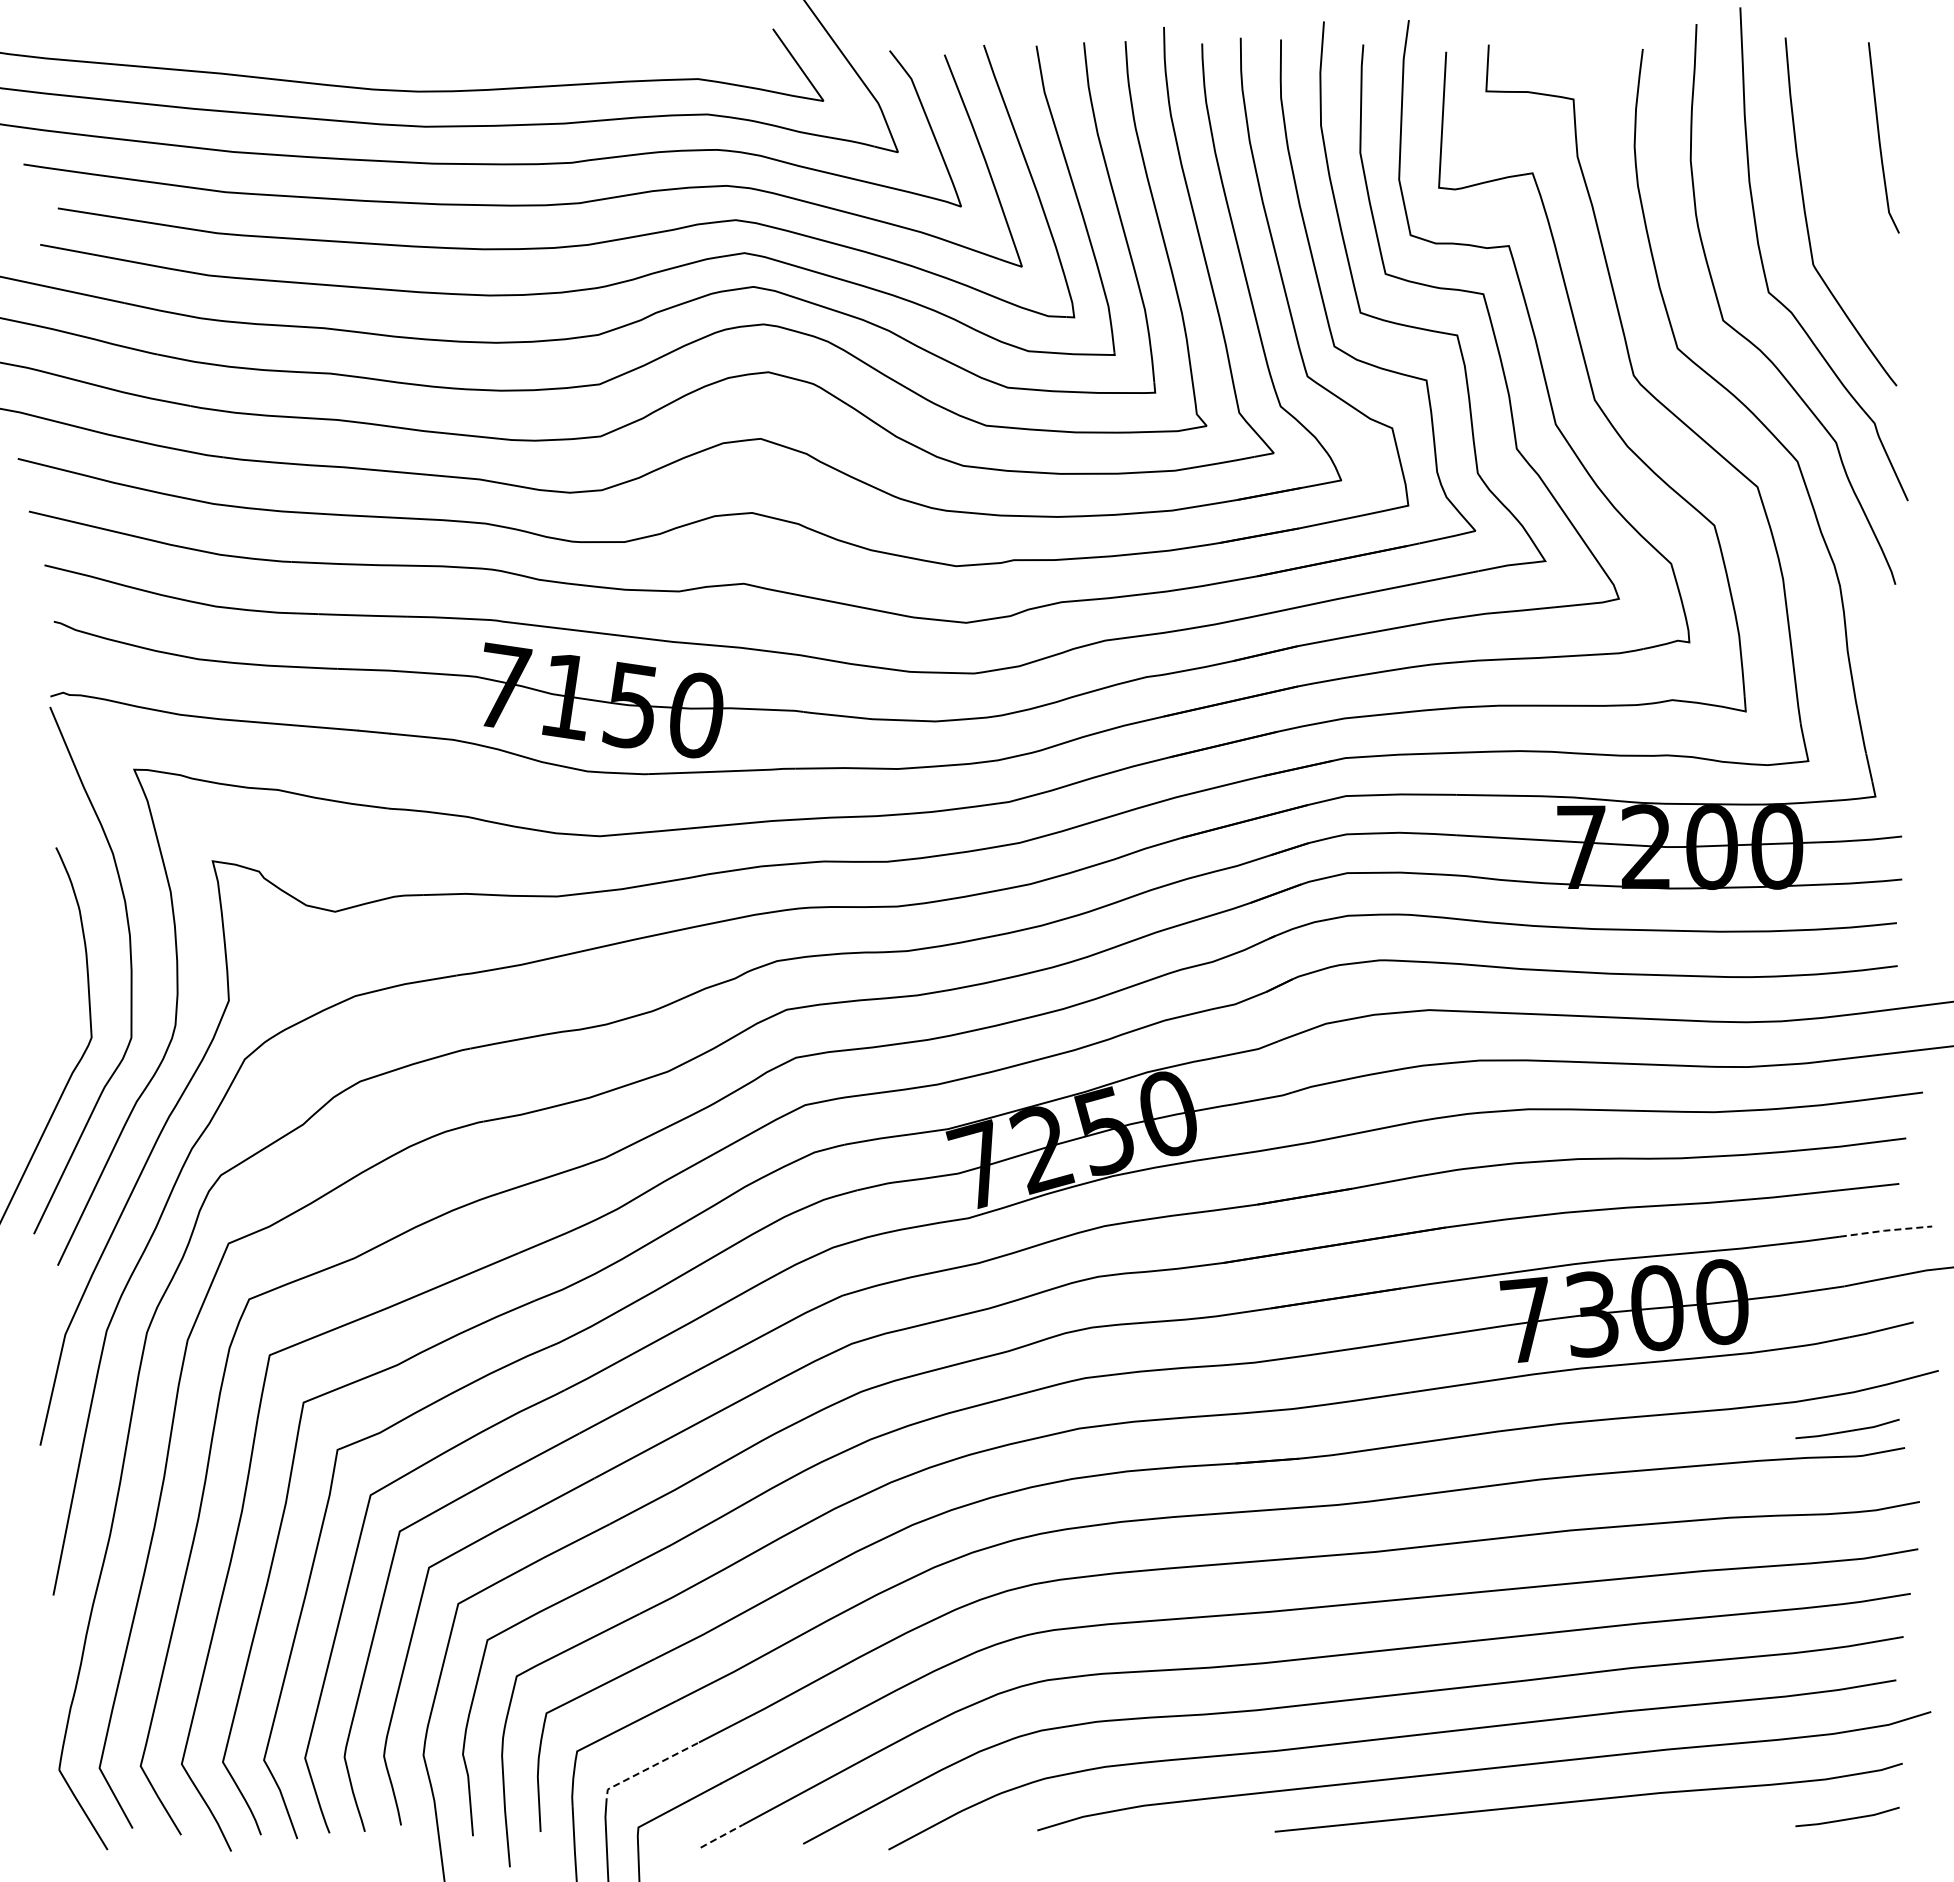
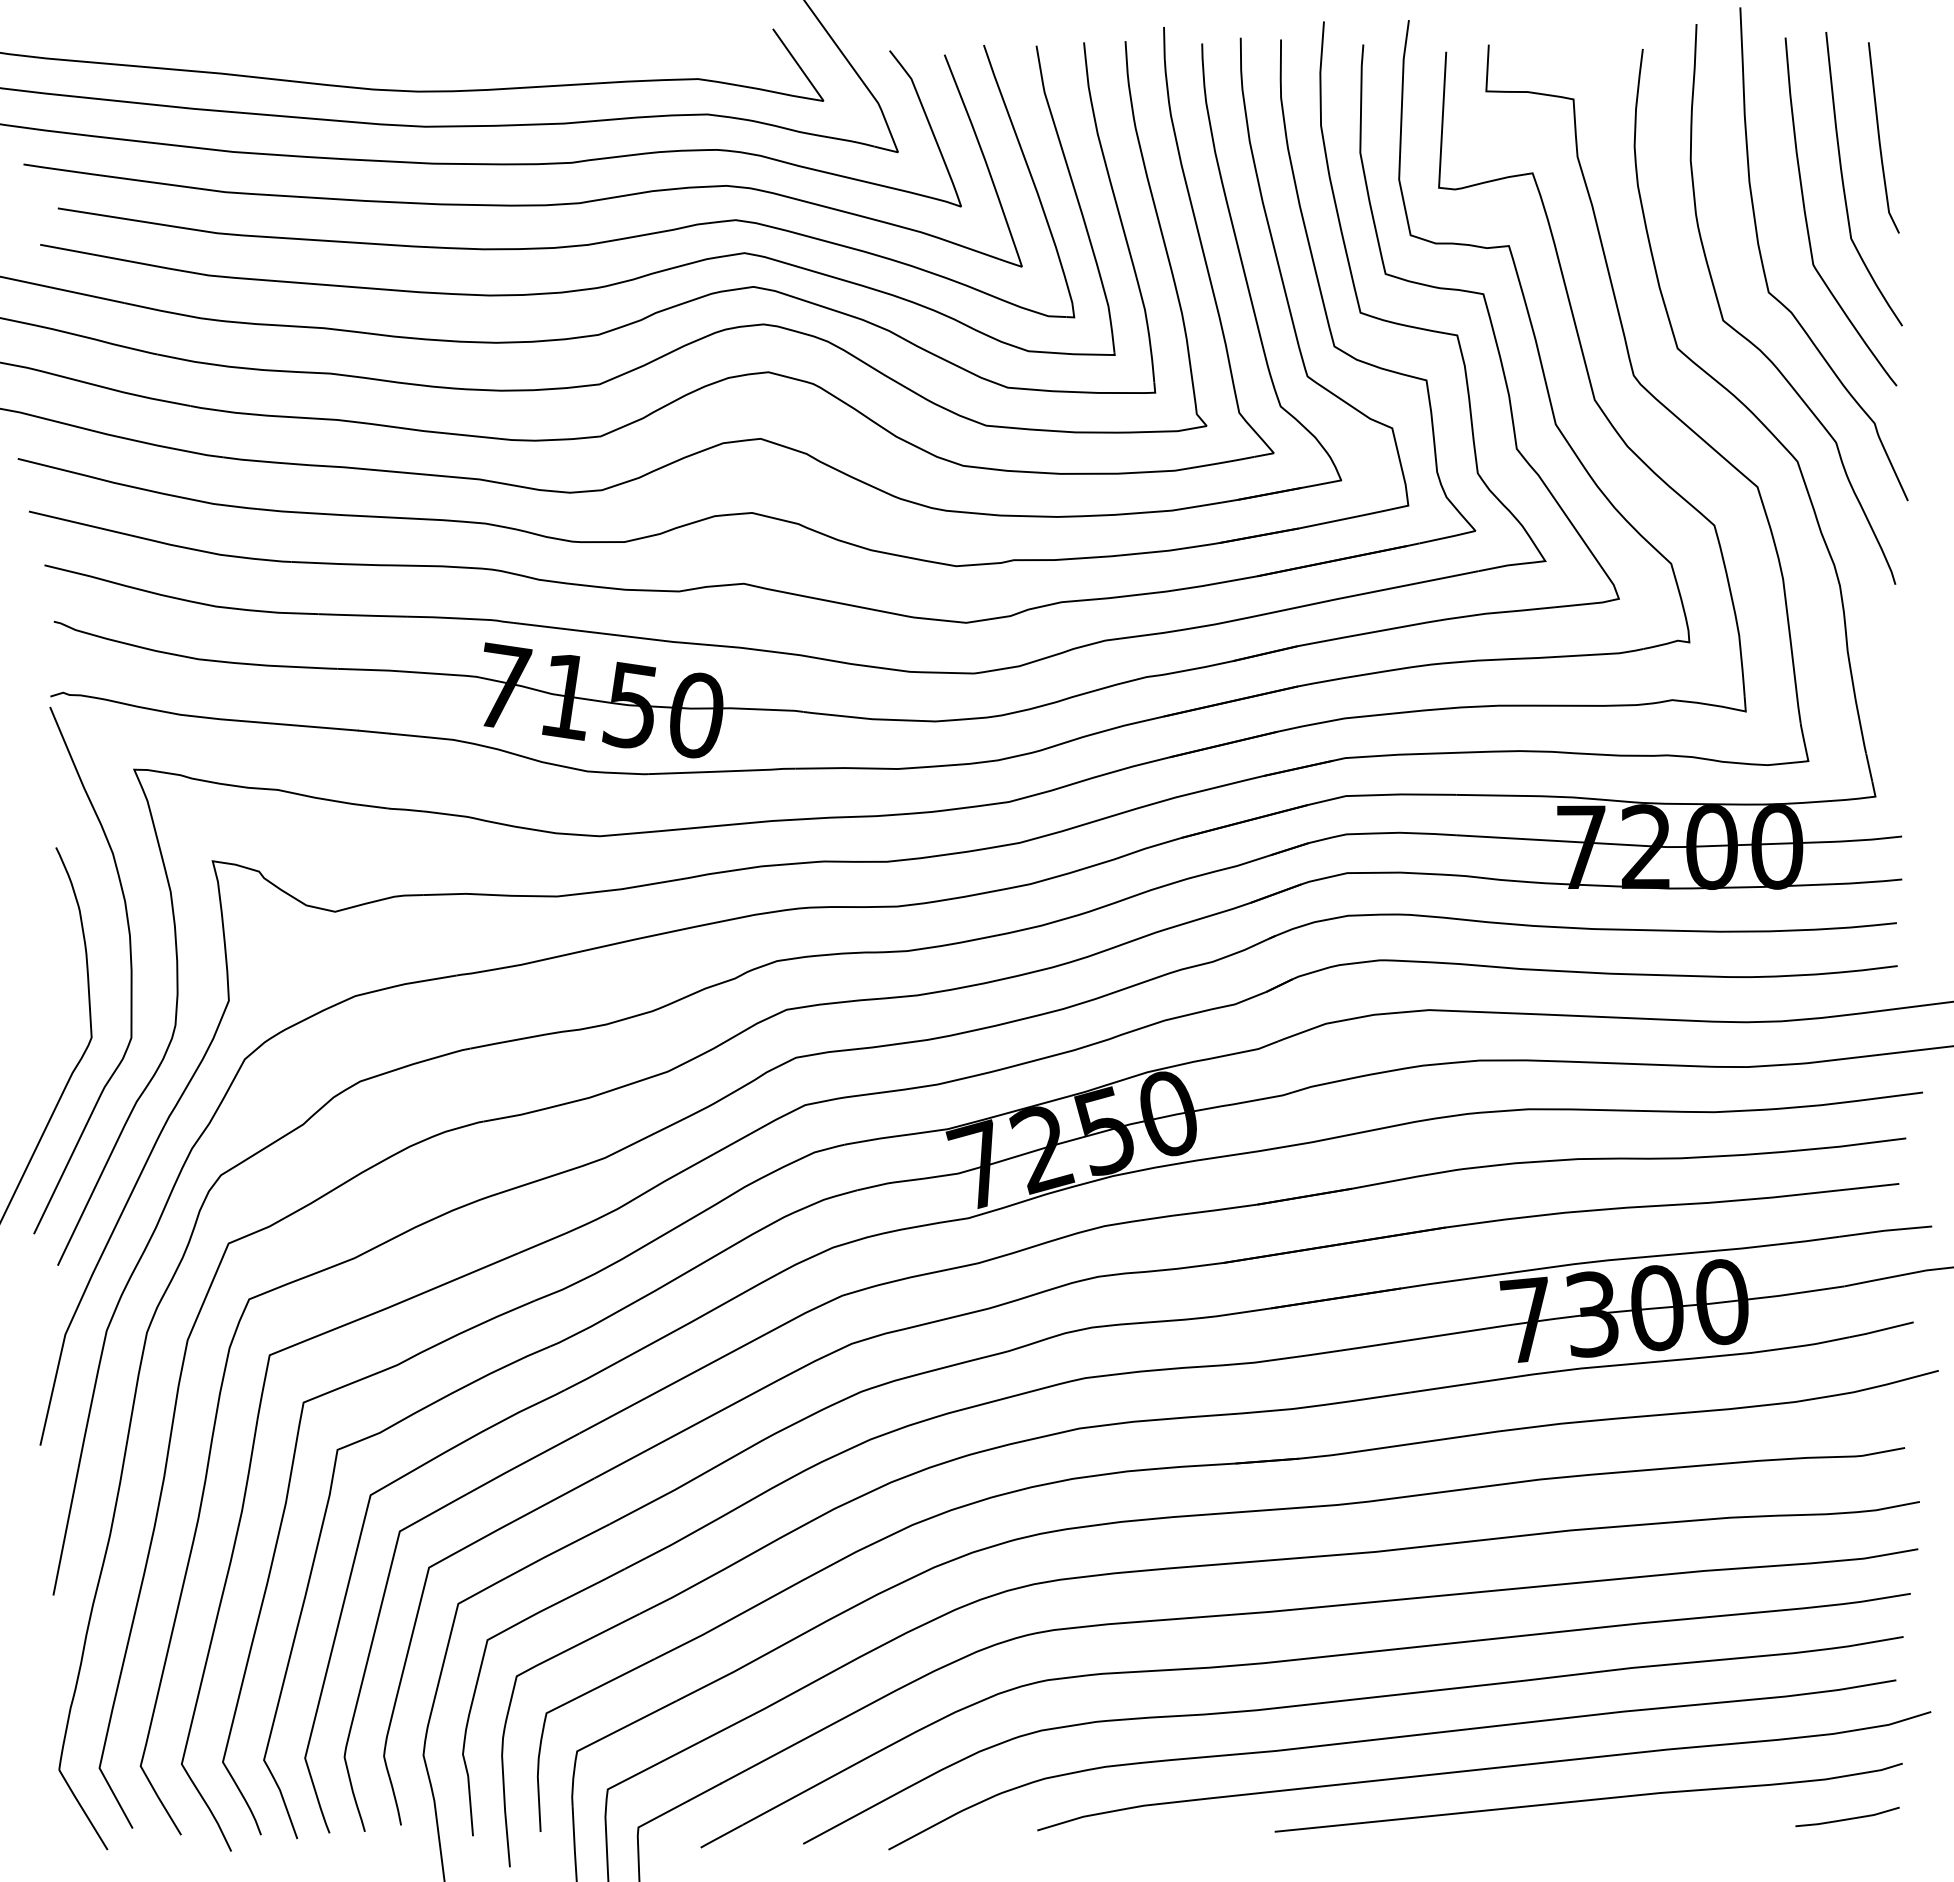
curve: none -> present (1844, 184)
line: dashed -> solid (1886, 1230)
curve: present -> none (1847, 1430)
line: dashed -> solid (644, 1770)
line: dashed -> solid (721, 1836)
